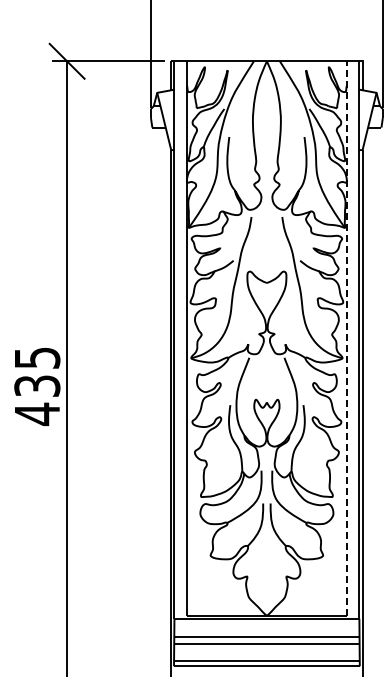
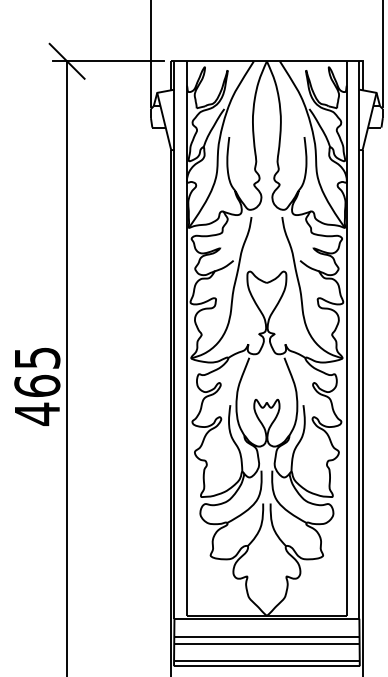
line: dashed -> solid (346, 338)
text: 435 -> 465 (37, 385)
